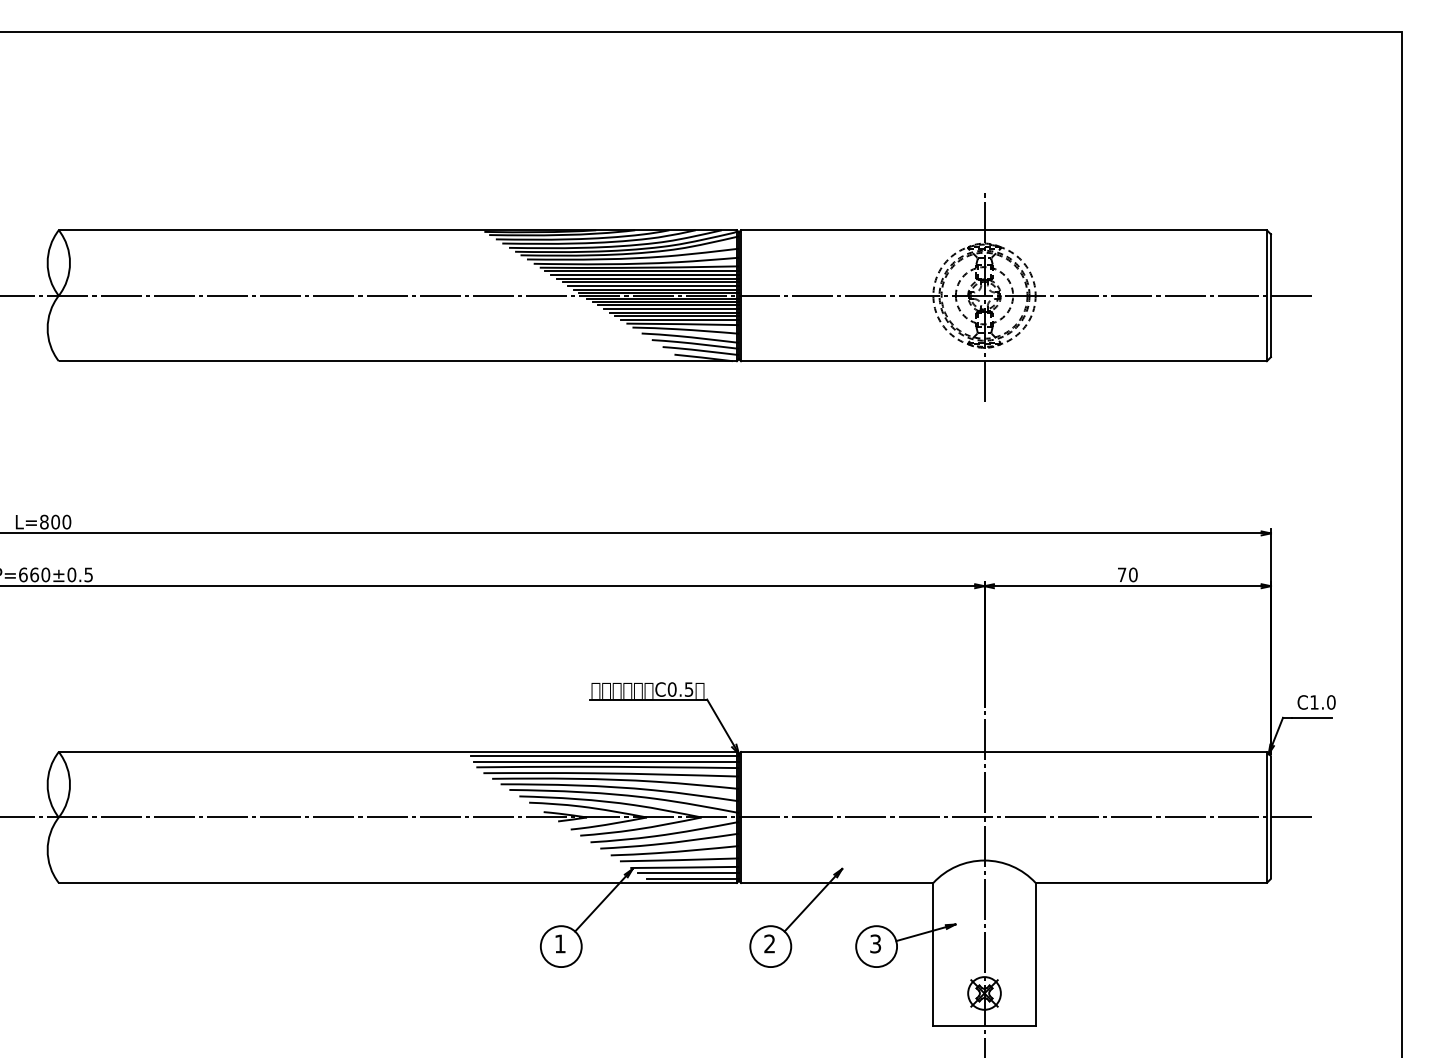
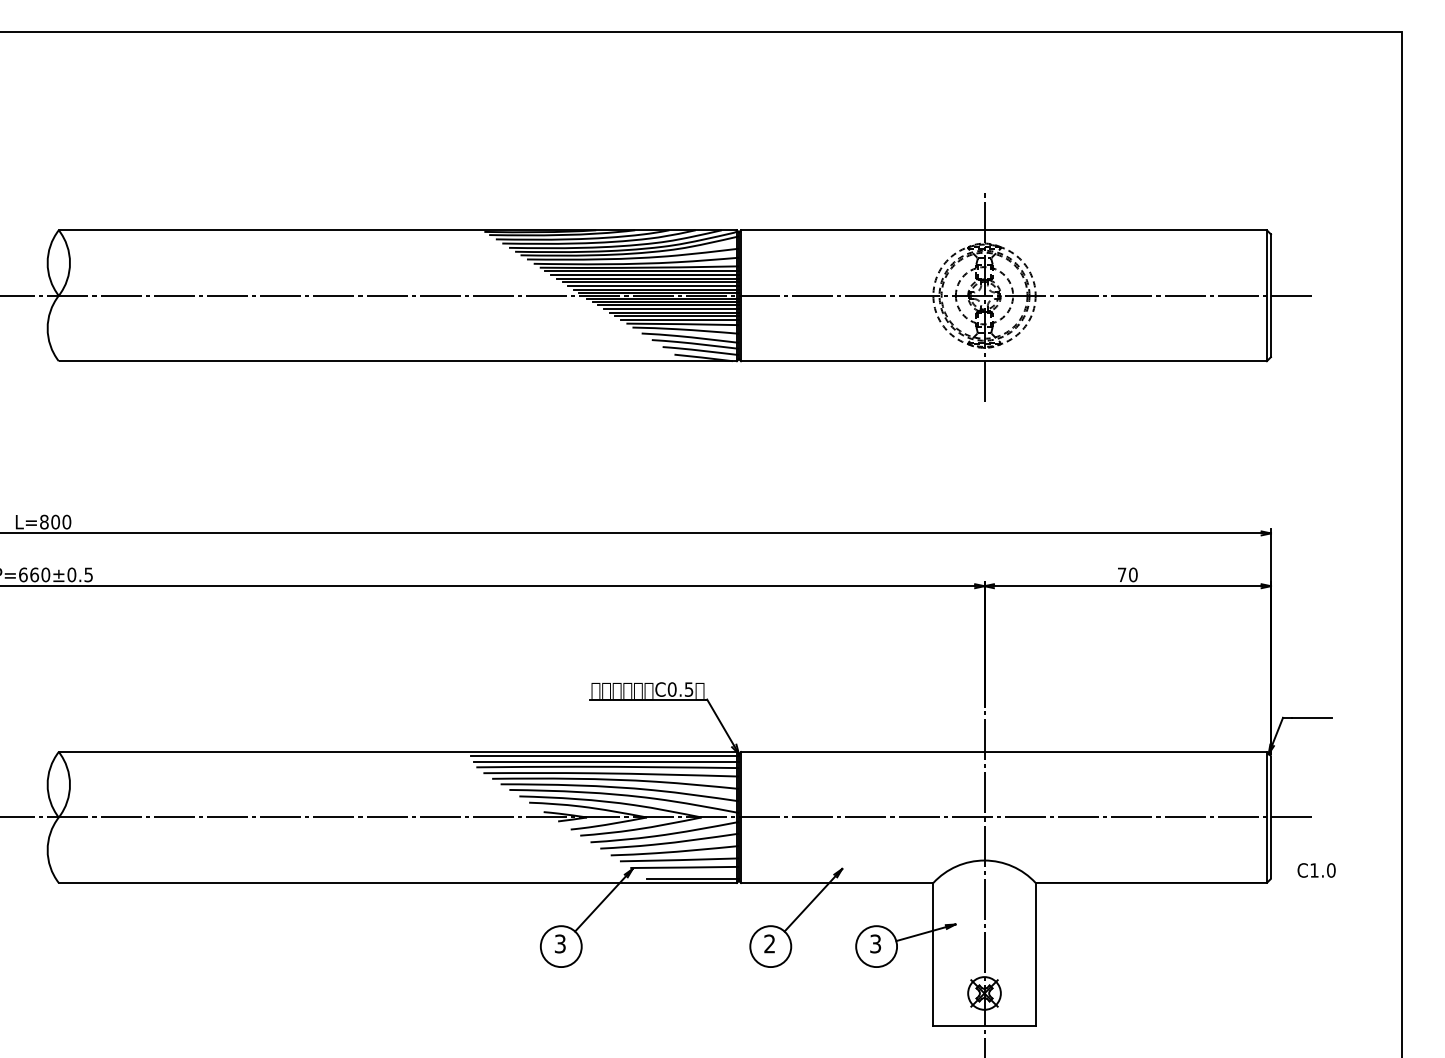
text position: (1316, 702) -> (1316, 870) (1316, 870)
line: present -> none (688, 872)
text: 1 -> 3 (559, 943)
